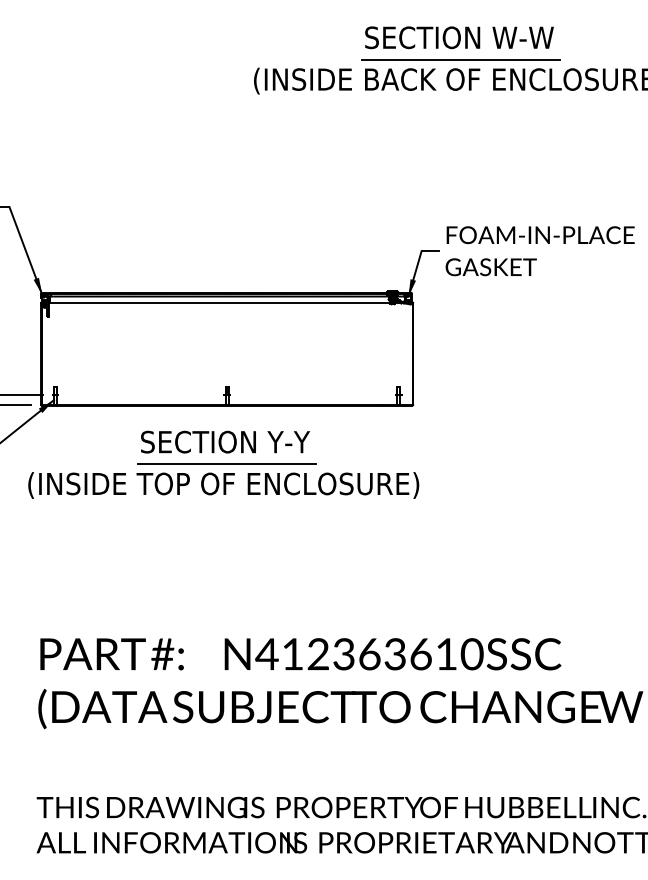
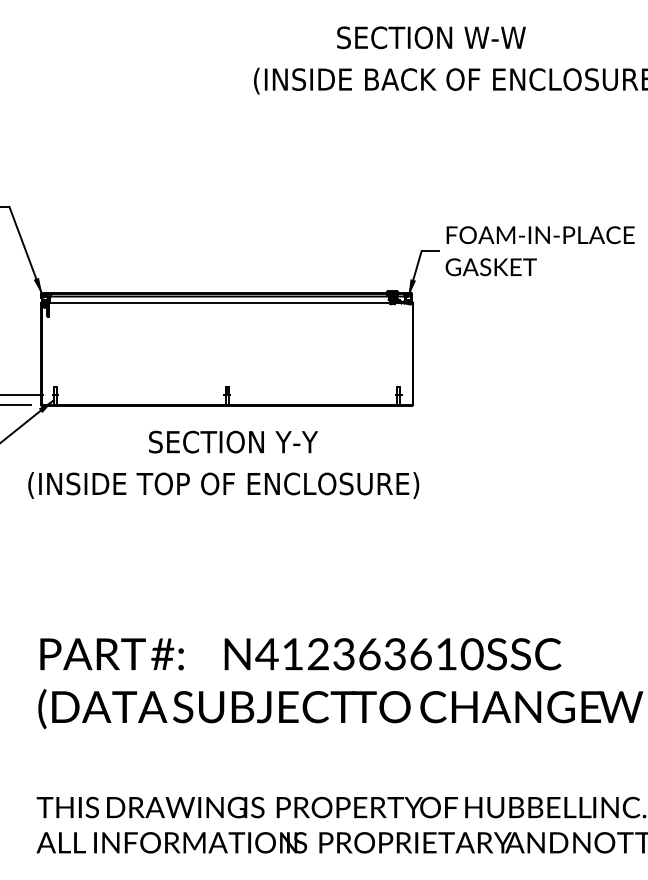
text position: (459, 37) -> (431, 37) (431, 37)
line: present -> none (460, 59)
text position: (225, 441) -> (233, 441) (233, 441)
line: present -> none (227, 463)
